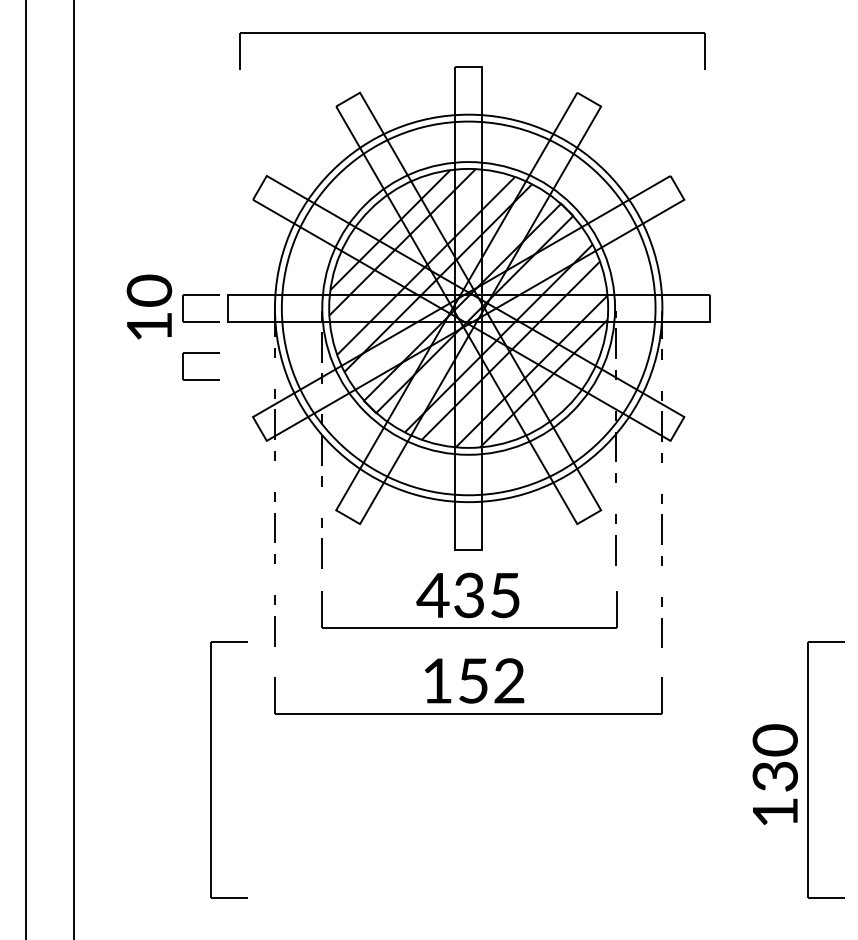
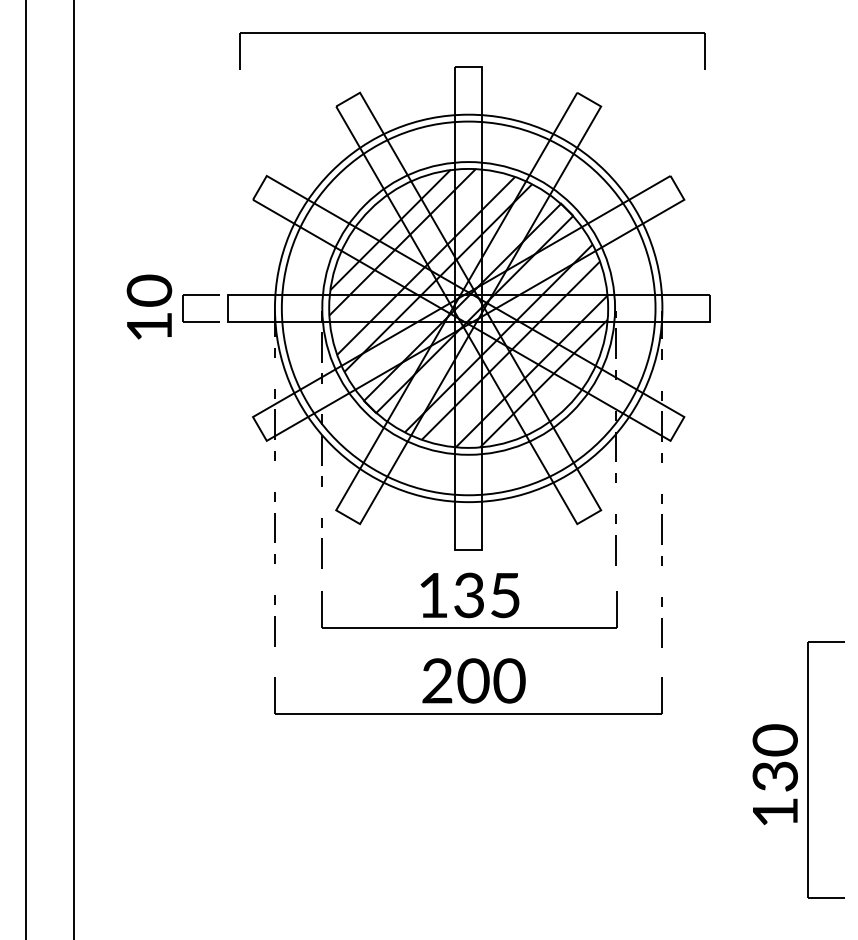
part: present -> none (200, 353)
text: 435 -> 135 (432, 595)
text: 152 -> 200 (473, 680)
part: present -> none (211, 769)
